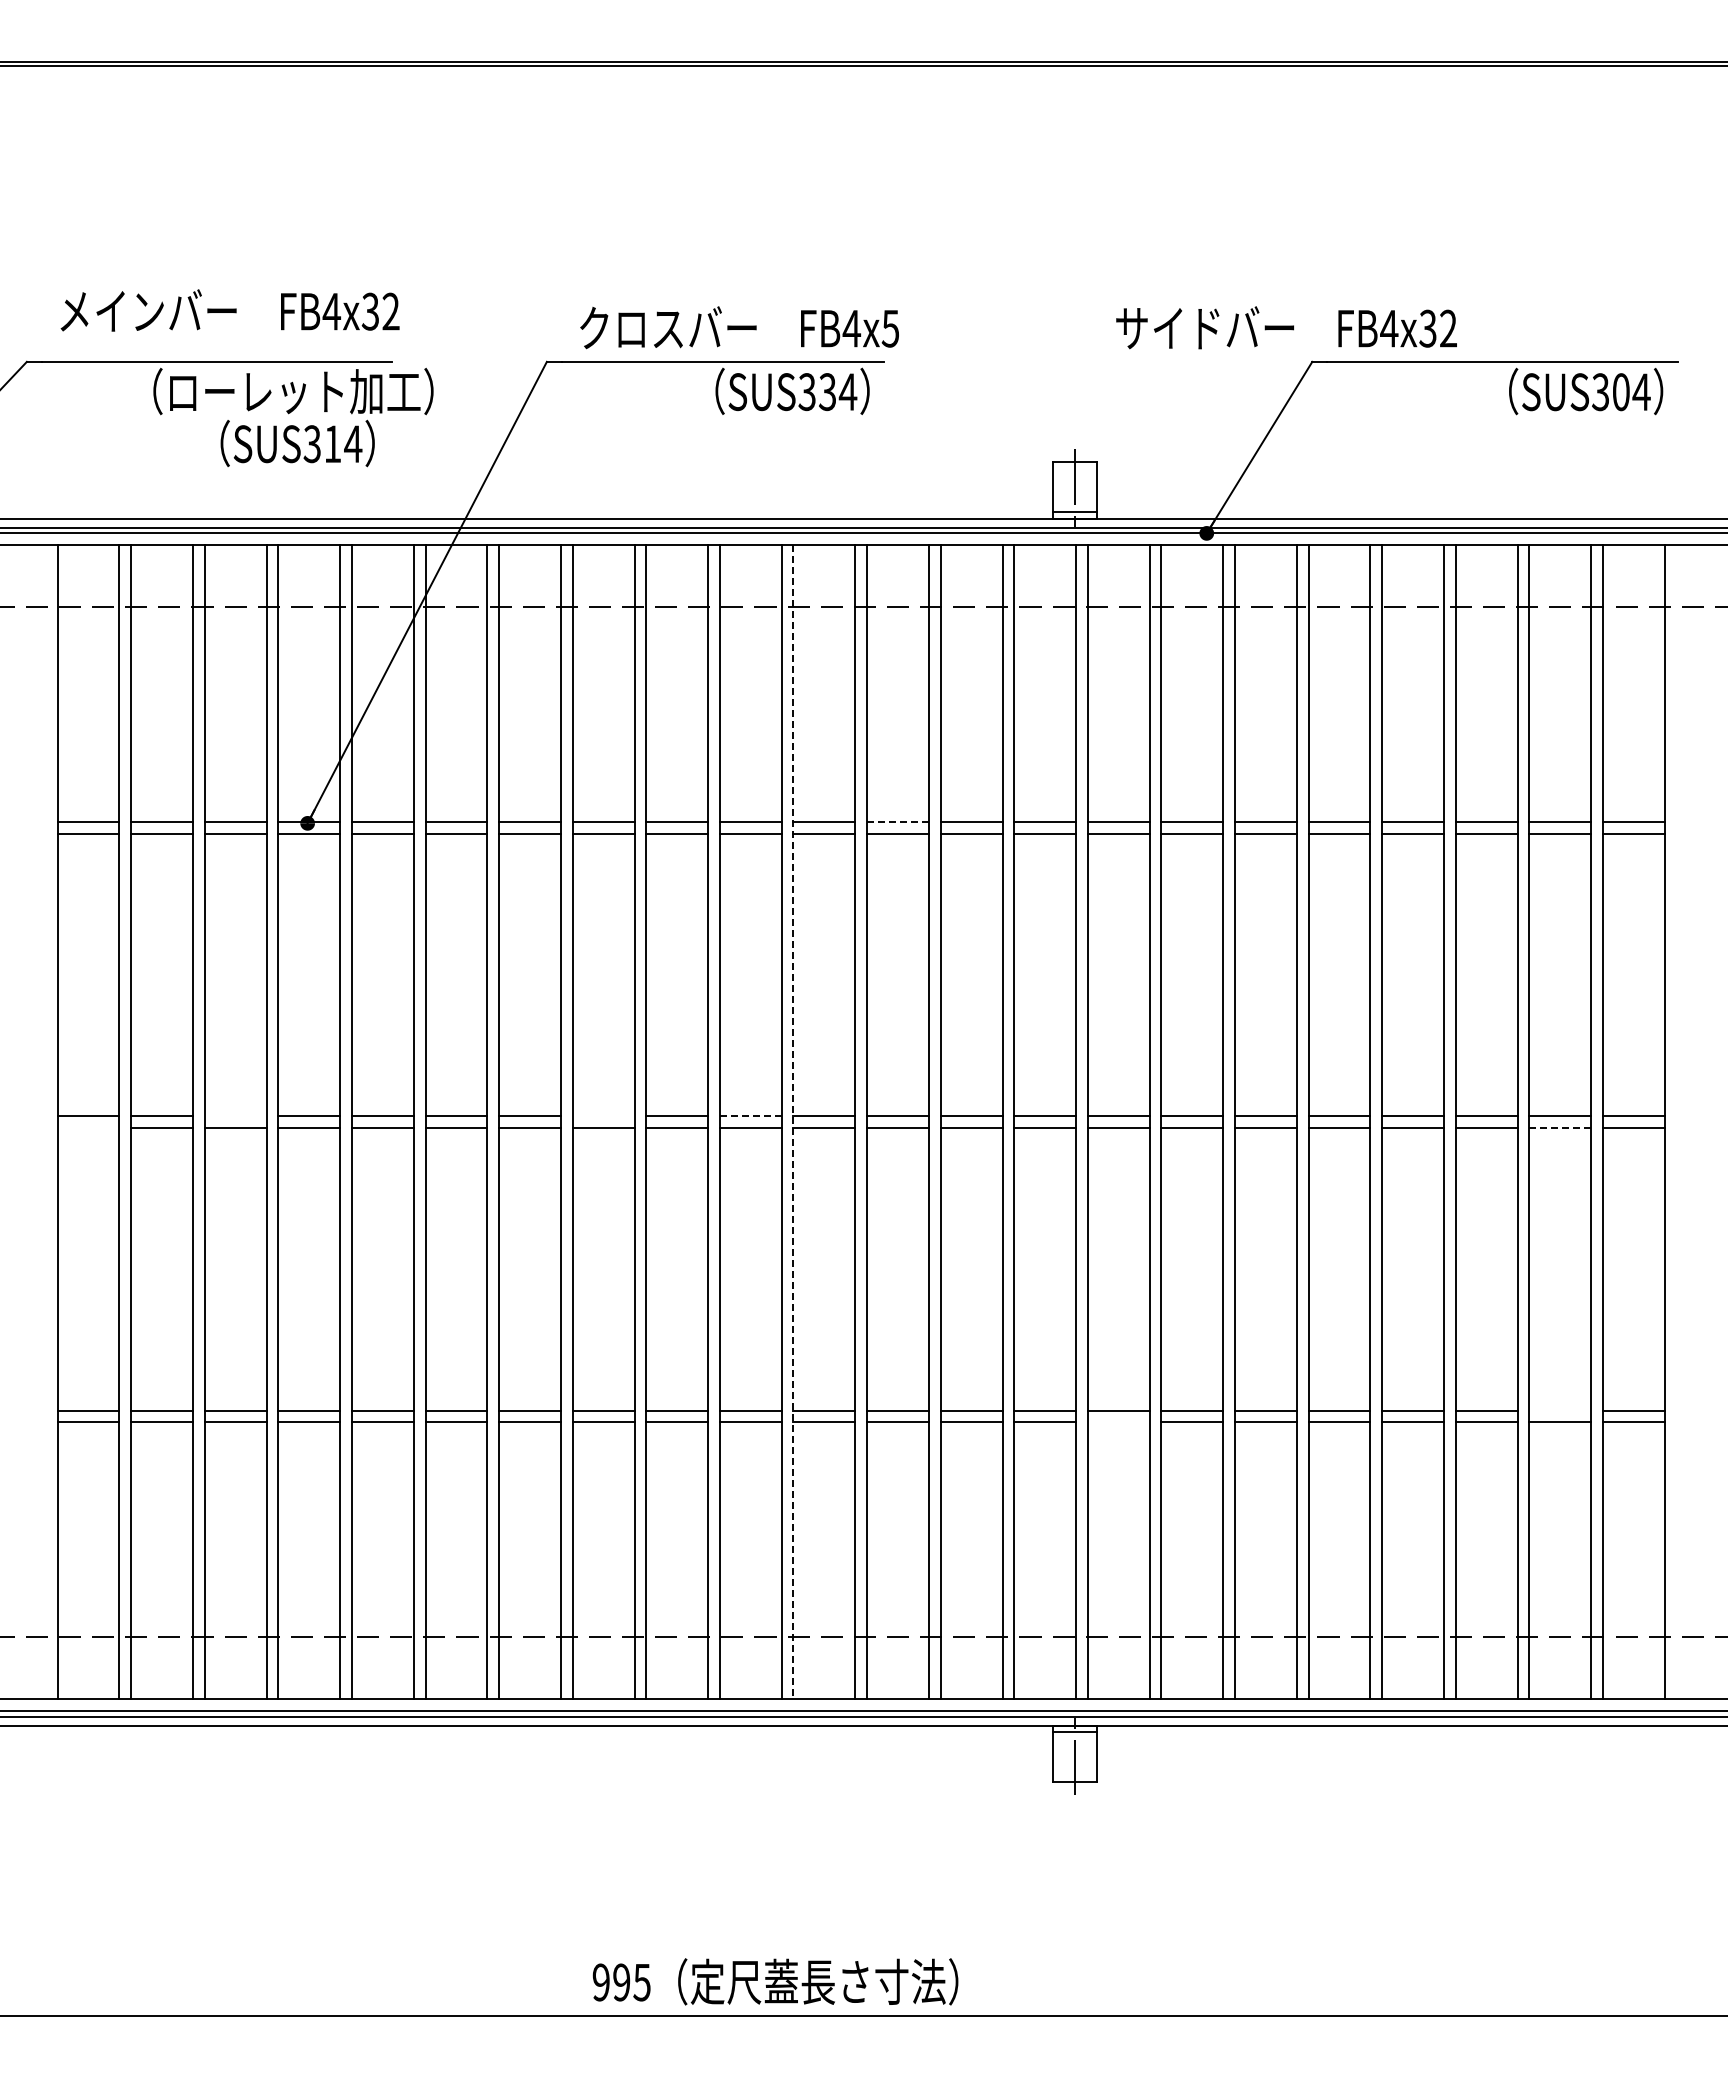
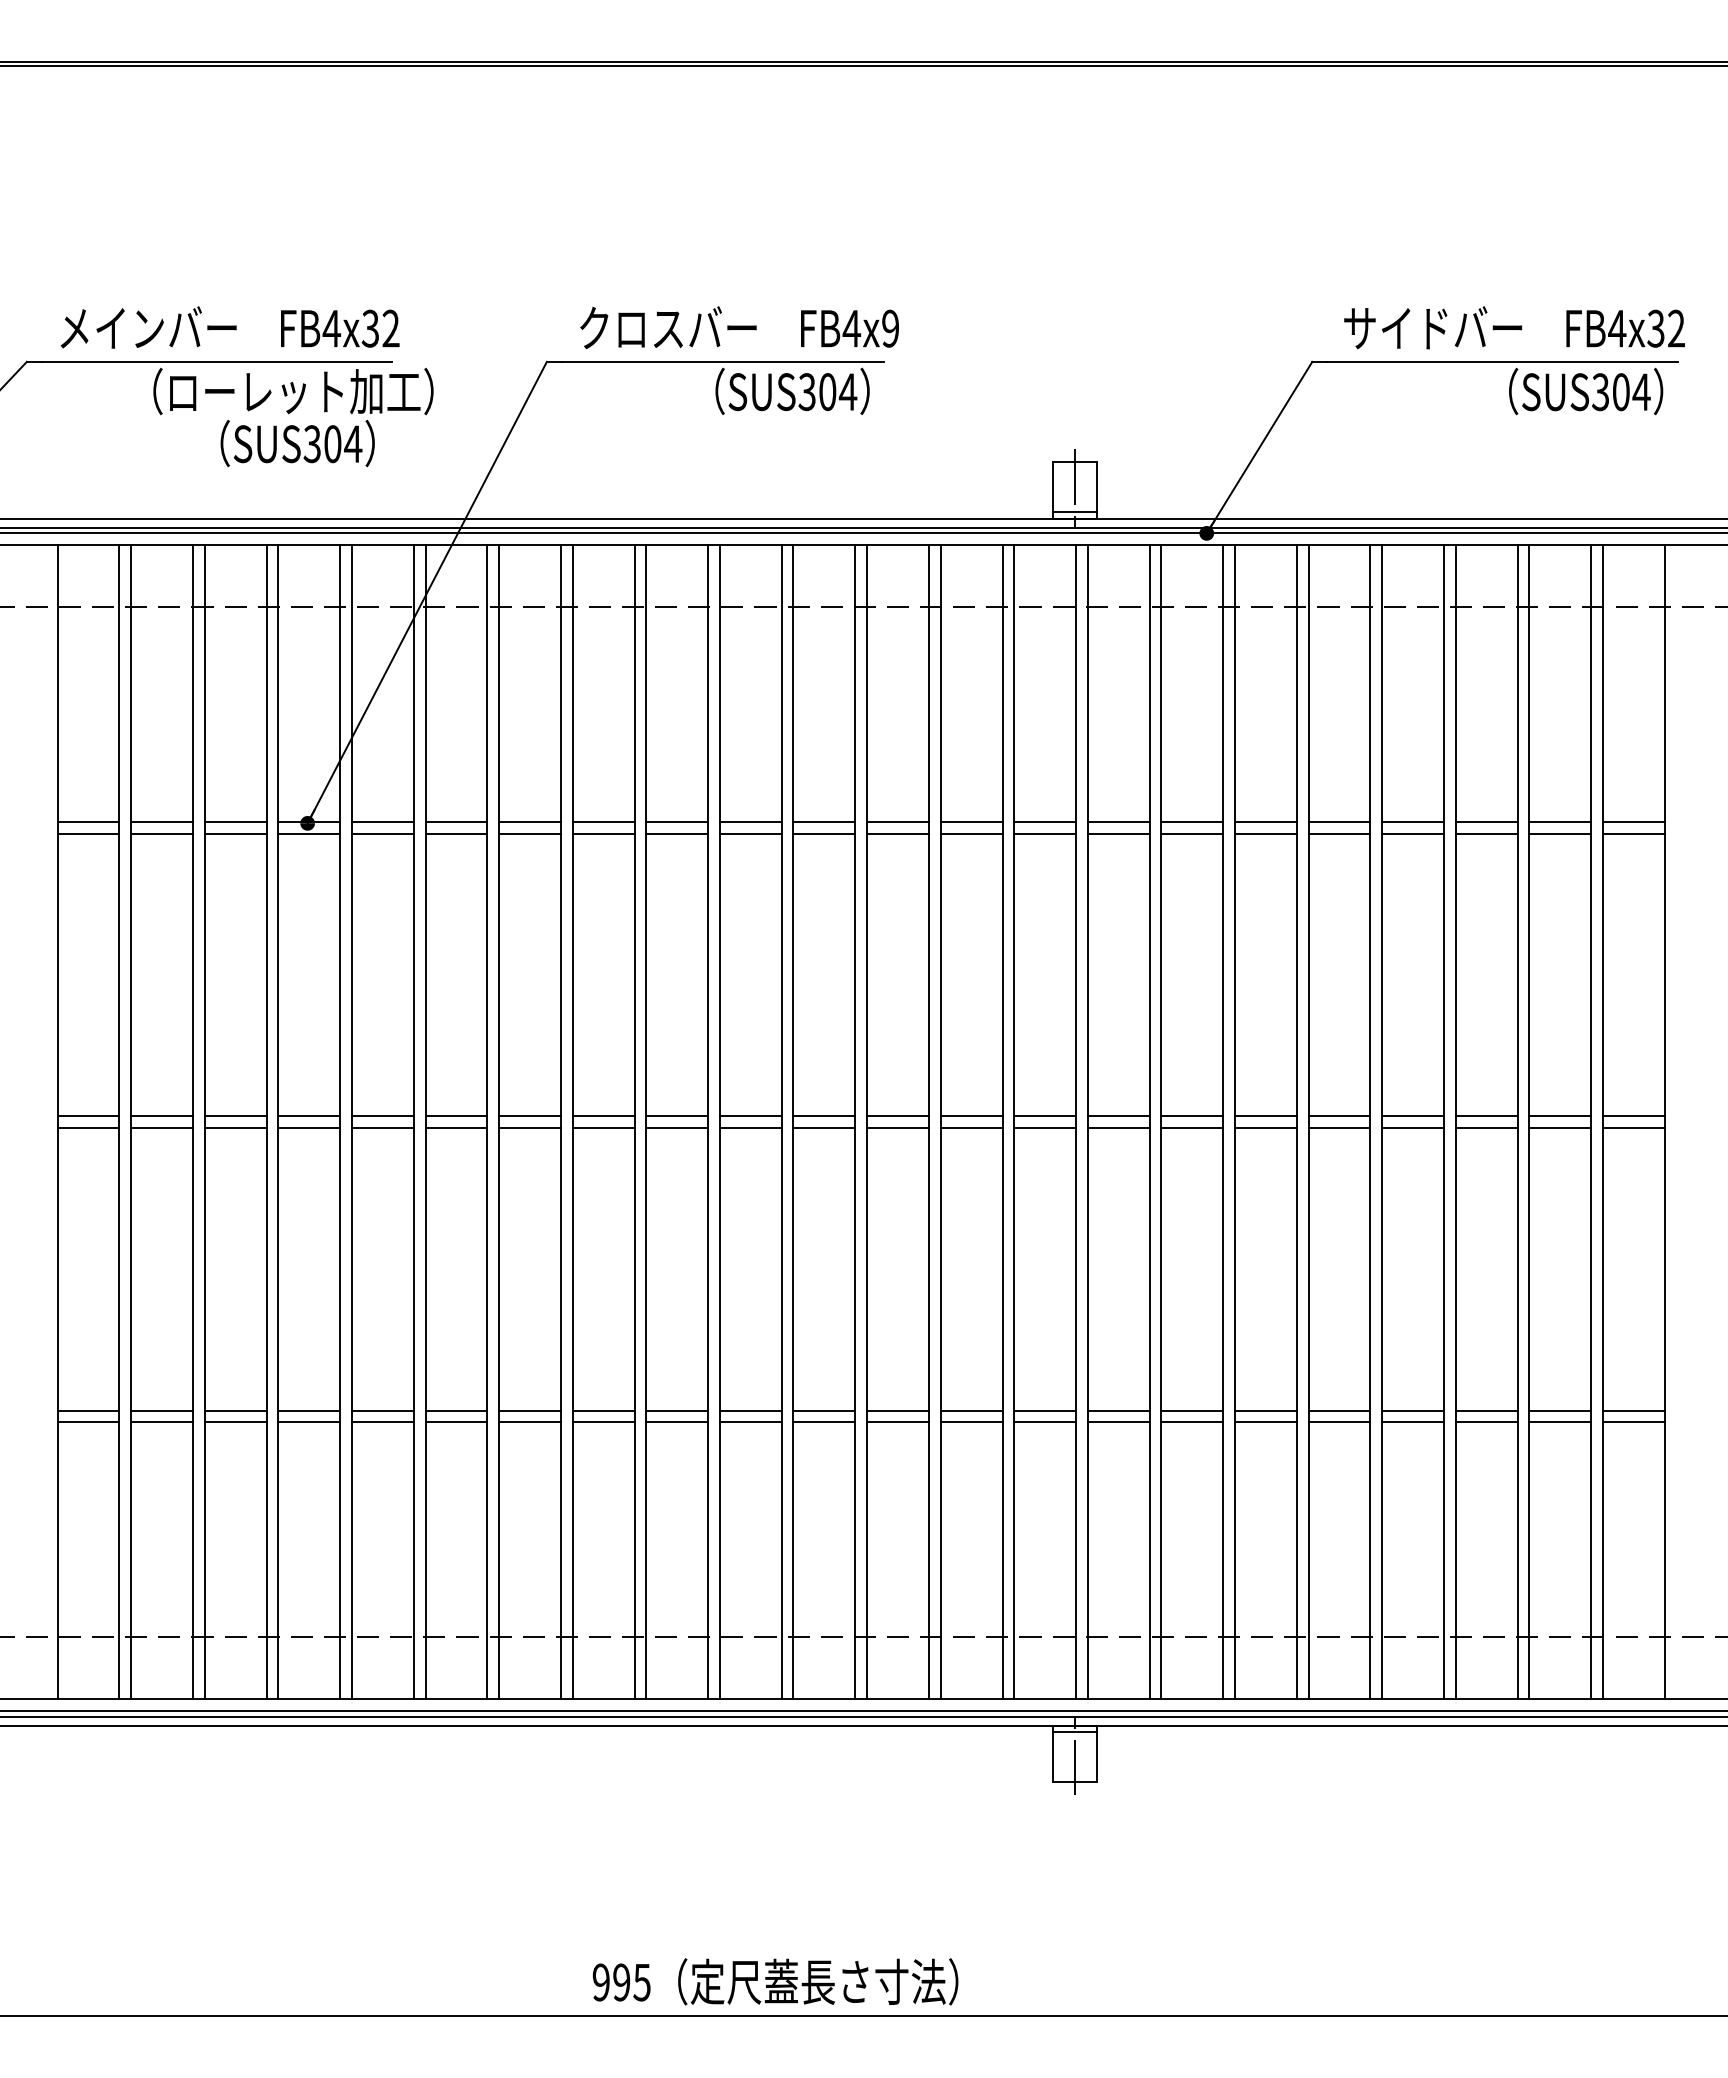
text position: (229, 310) -> (229, 327) (229, 327)
text position: (1286, 327) -> (1514, 327) (1514, 327)
text: FB4x5 -> FB4x9 (889, 328)
text: SUS334 -> SUS304 (827, 391)
text: SUS314 -> SUS304 (332, 444)
line: dashed -> solid (897, 821)
line: none -> present (235, 1116)
line: none -> present (603, 1116)
line: dashed -> solid (750, 1116)
line: dashed -> solid (793, 1122)
line: none -> present (88, 1128)
line: dashed -> solid (1560, 1128)
line: none -> present (1560, 1410)
line: none -> present (1118, 1422)
